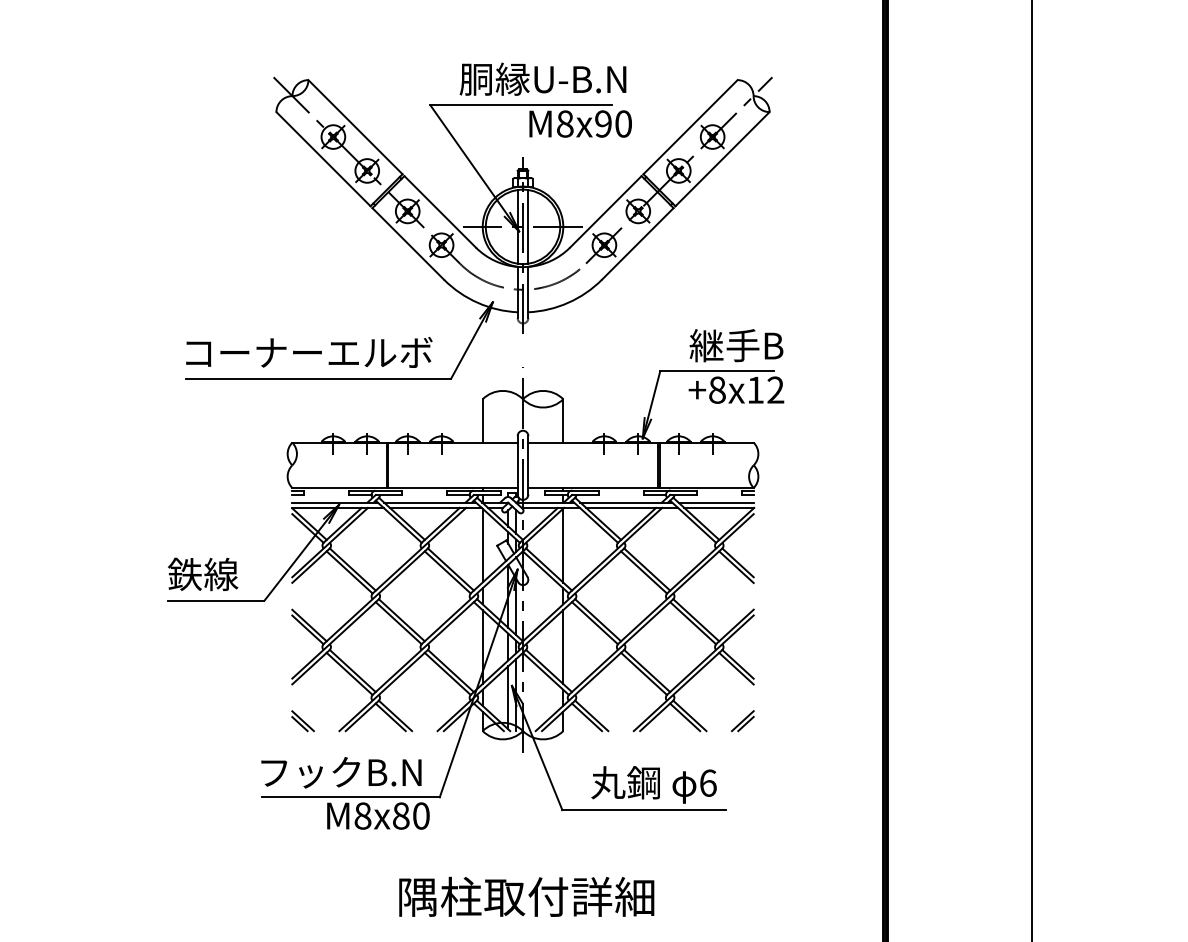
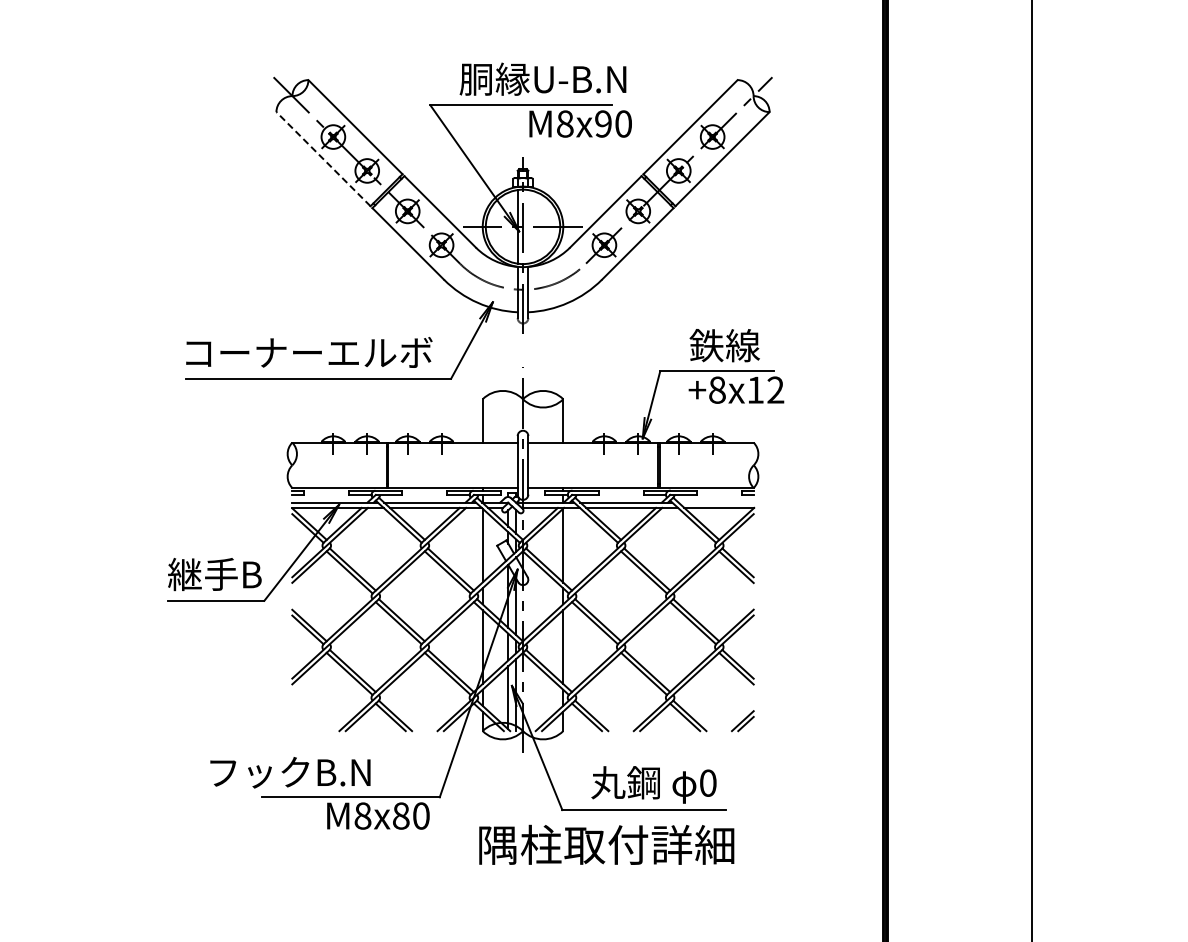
line: solid -> dashed (323, 159)
line: present -> none (528, 226)
text: 継手B -> 鉄線 (736, 345)
line: present -> none (715, 502)
text: 鉄線 -> 継手B (214, 574)
part: present -> none (302, 721)
text position: (341, 772) -> (290, 772) (290, 772)
text: 6 -> 0 (708, 782)
text position: (526, 896) -> (606, 844) (606, 844)
